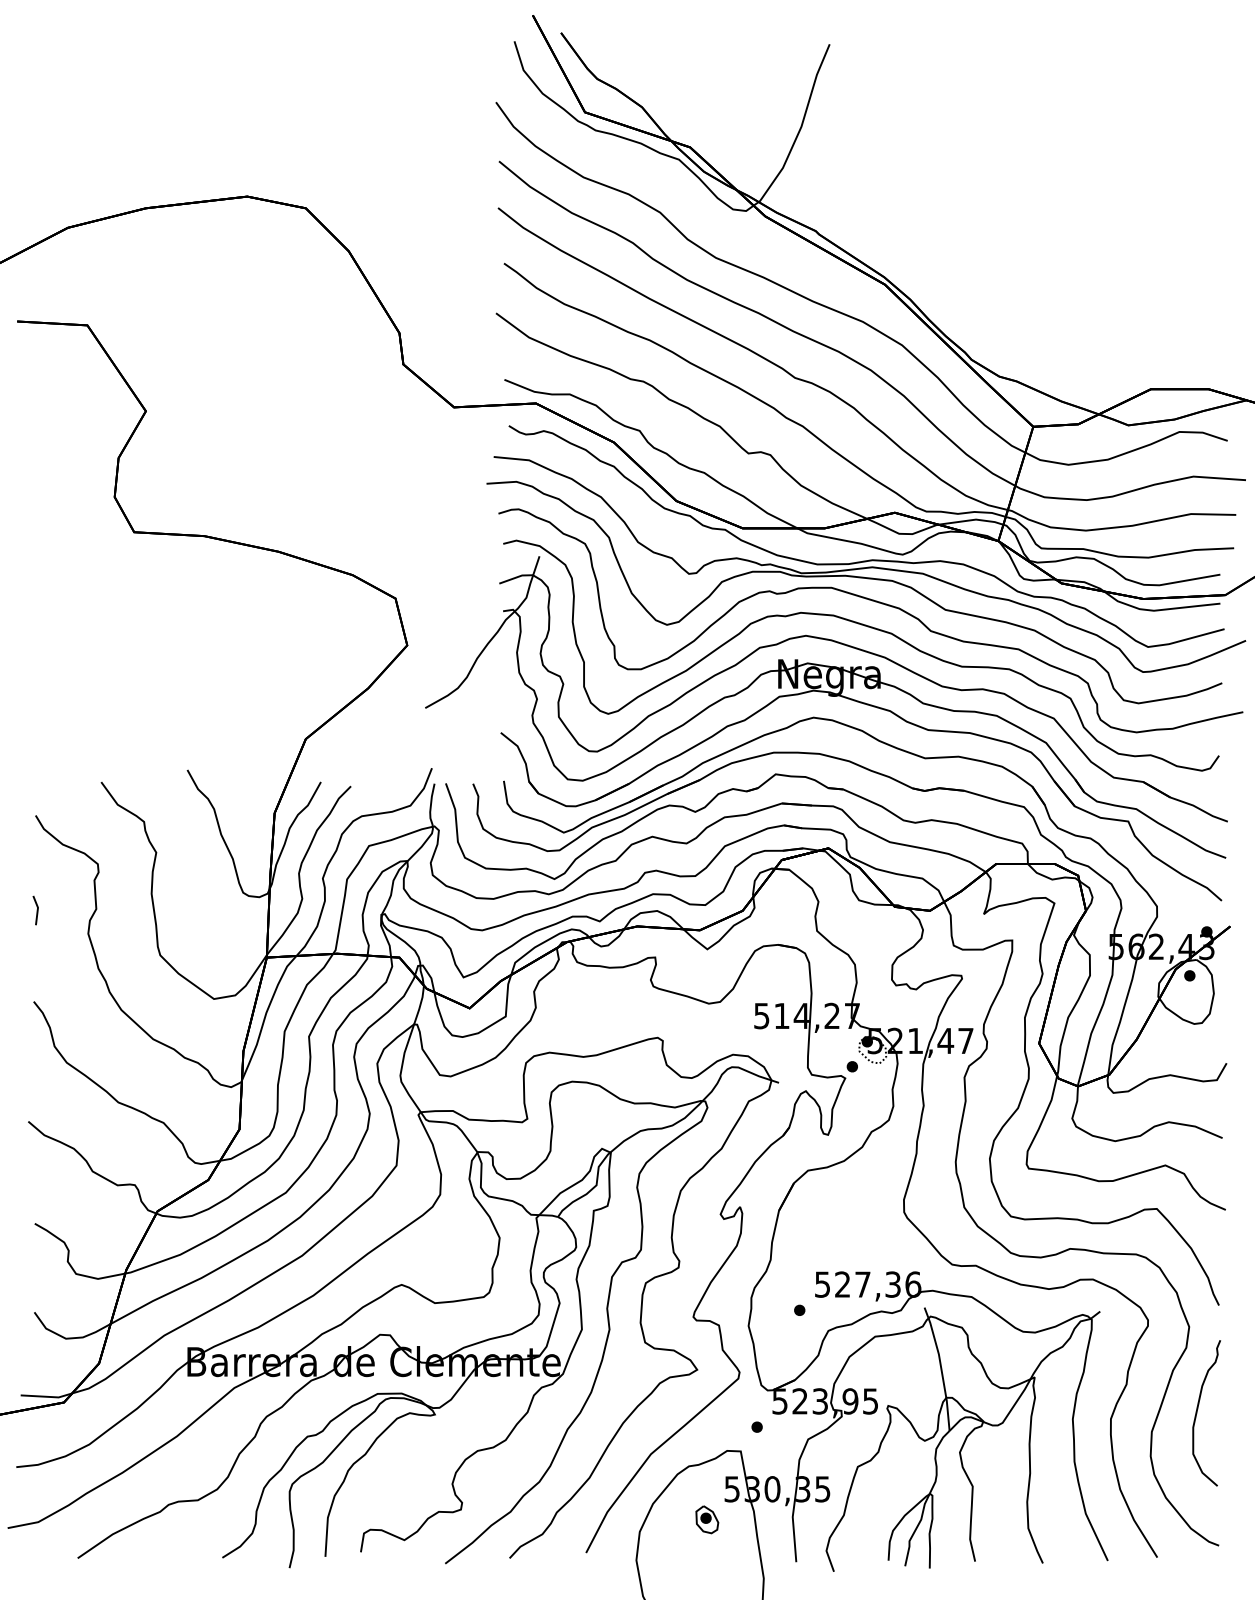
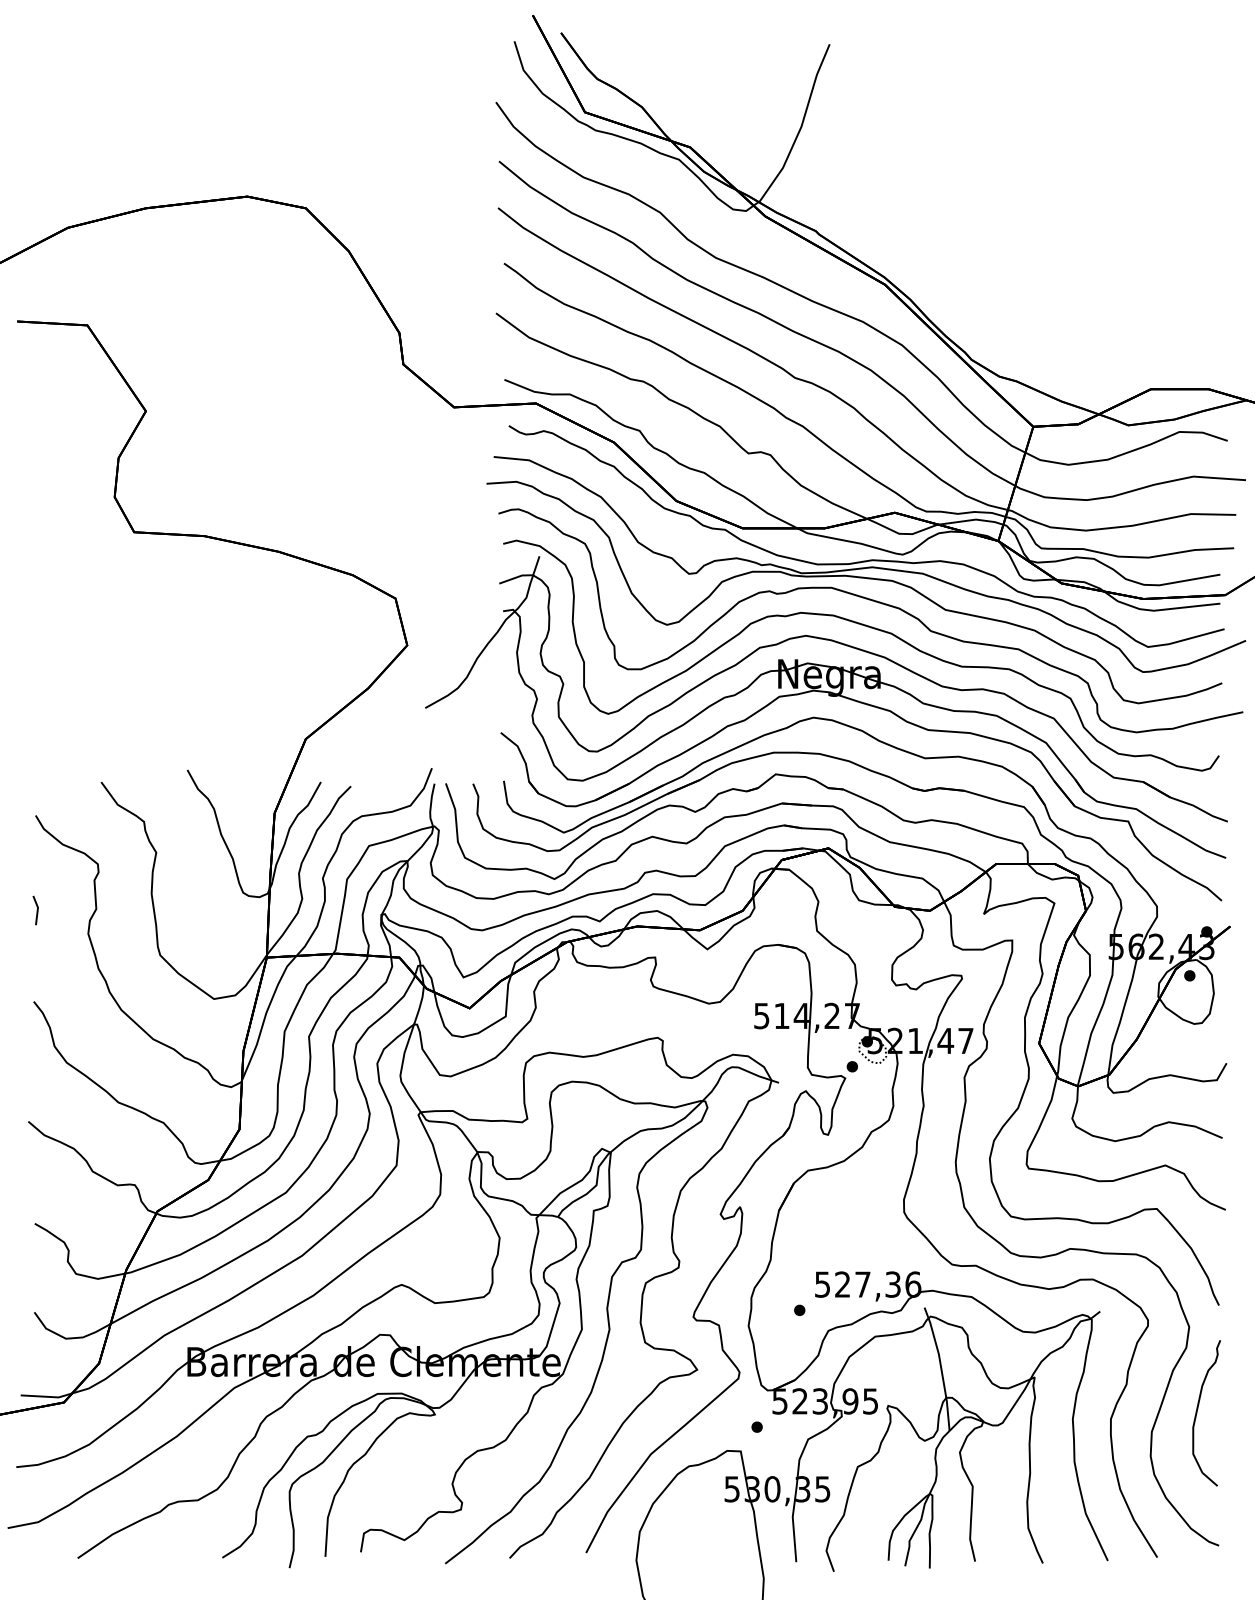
part: present -> none (707, 1519)
